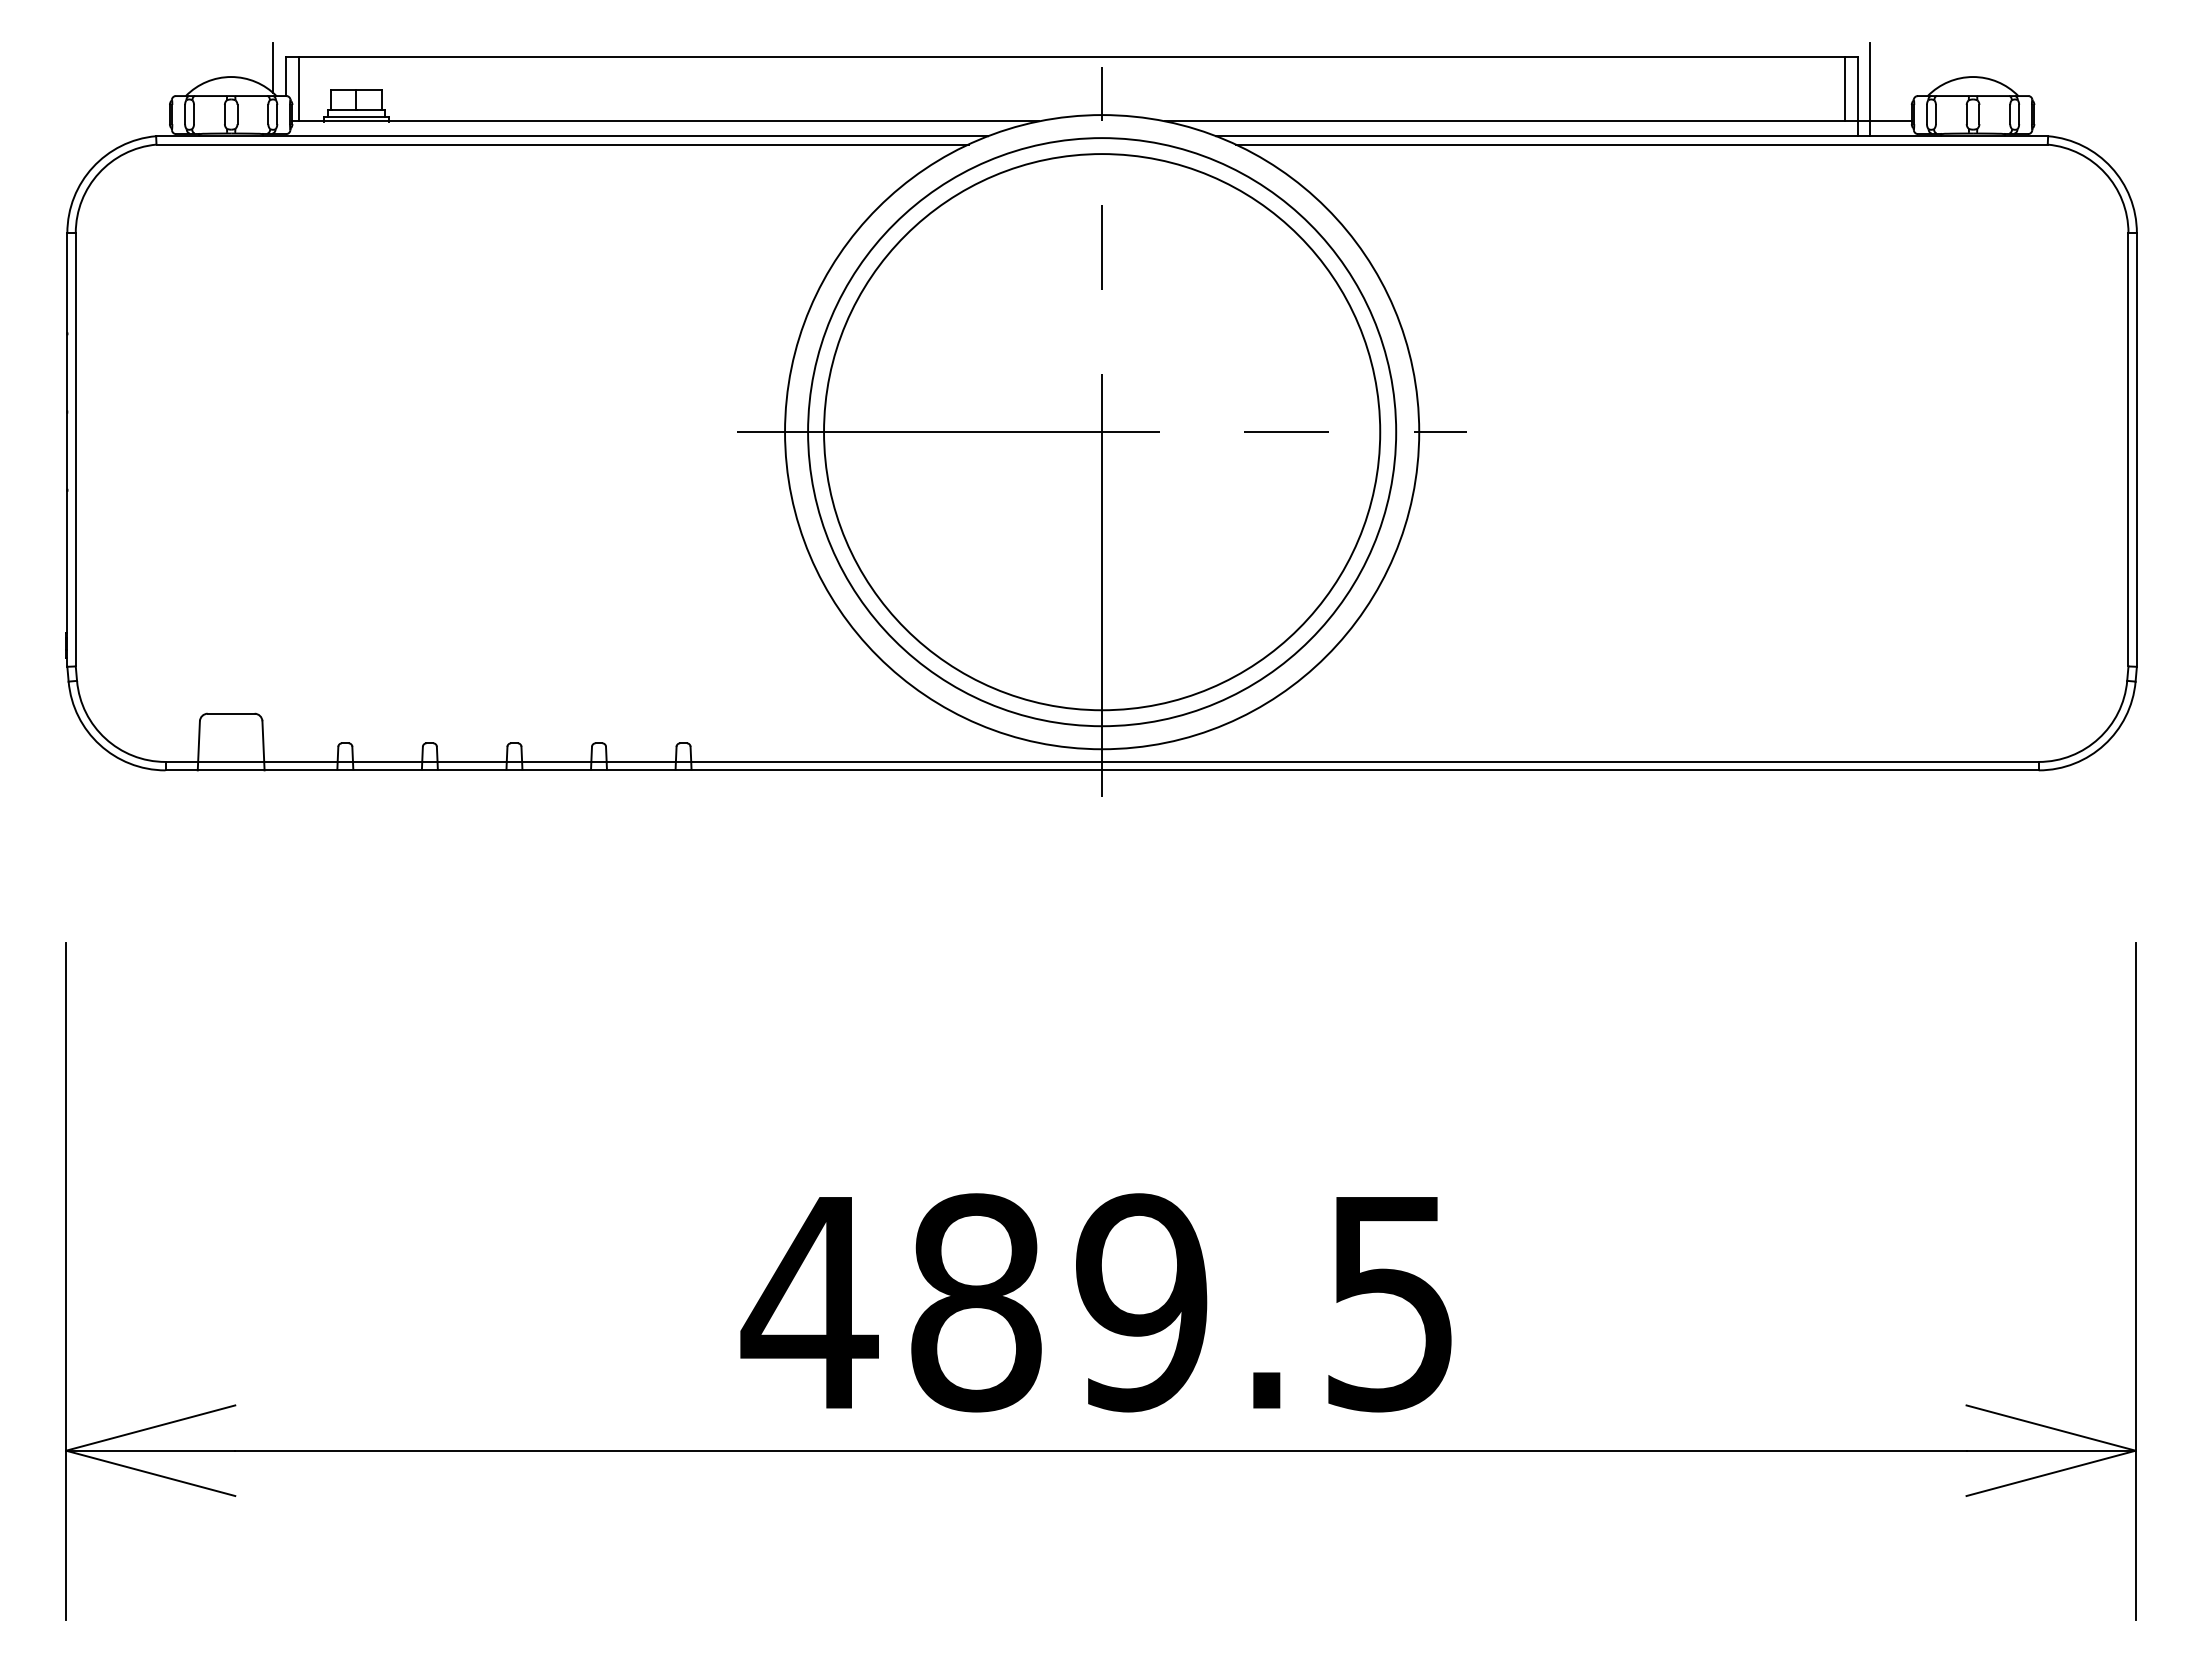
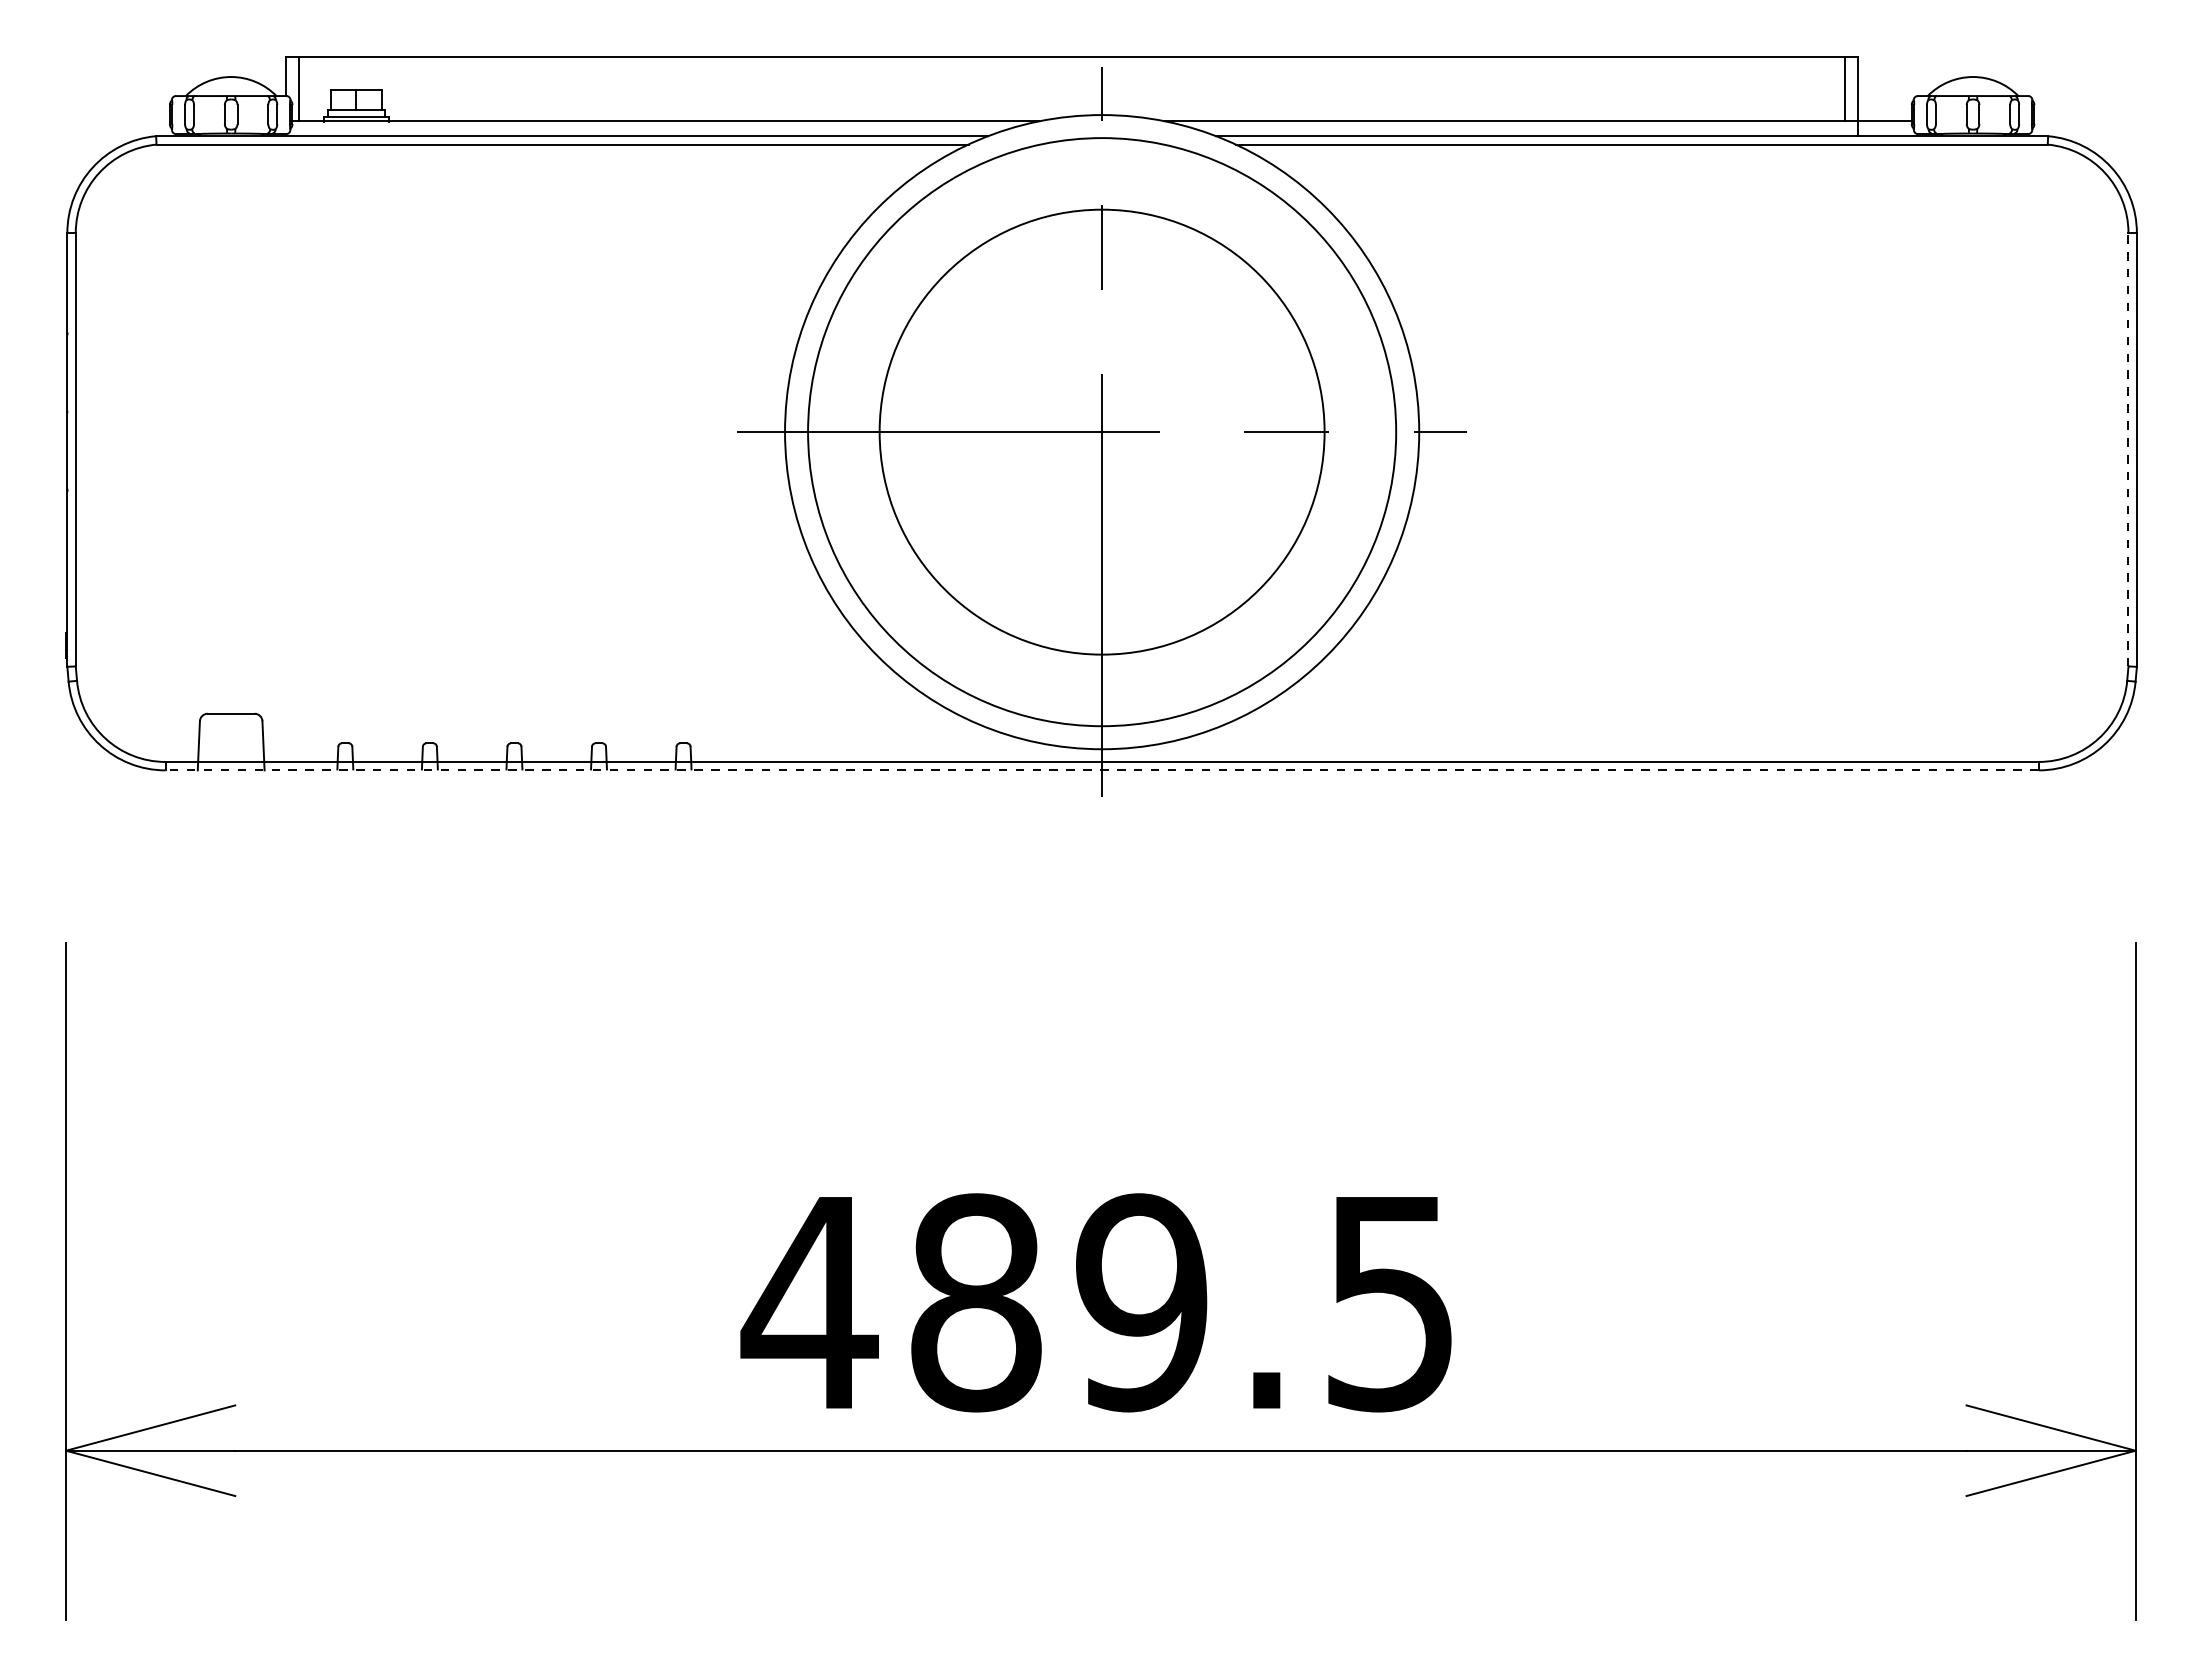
line: present -> none (273, 68)
line: present -> none (1870, 89)
circle diameter: 556 px -> 445 px (1101, 431)
line: solid -> dashed (2128, 449)
line: solid -> dashed (1102, 770)
